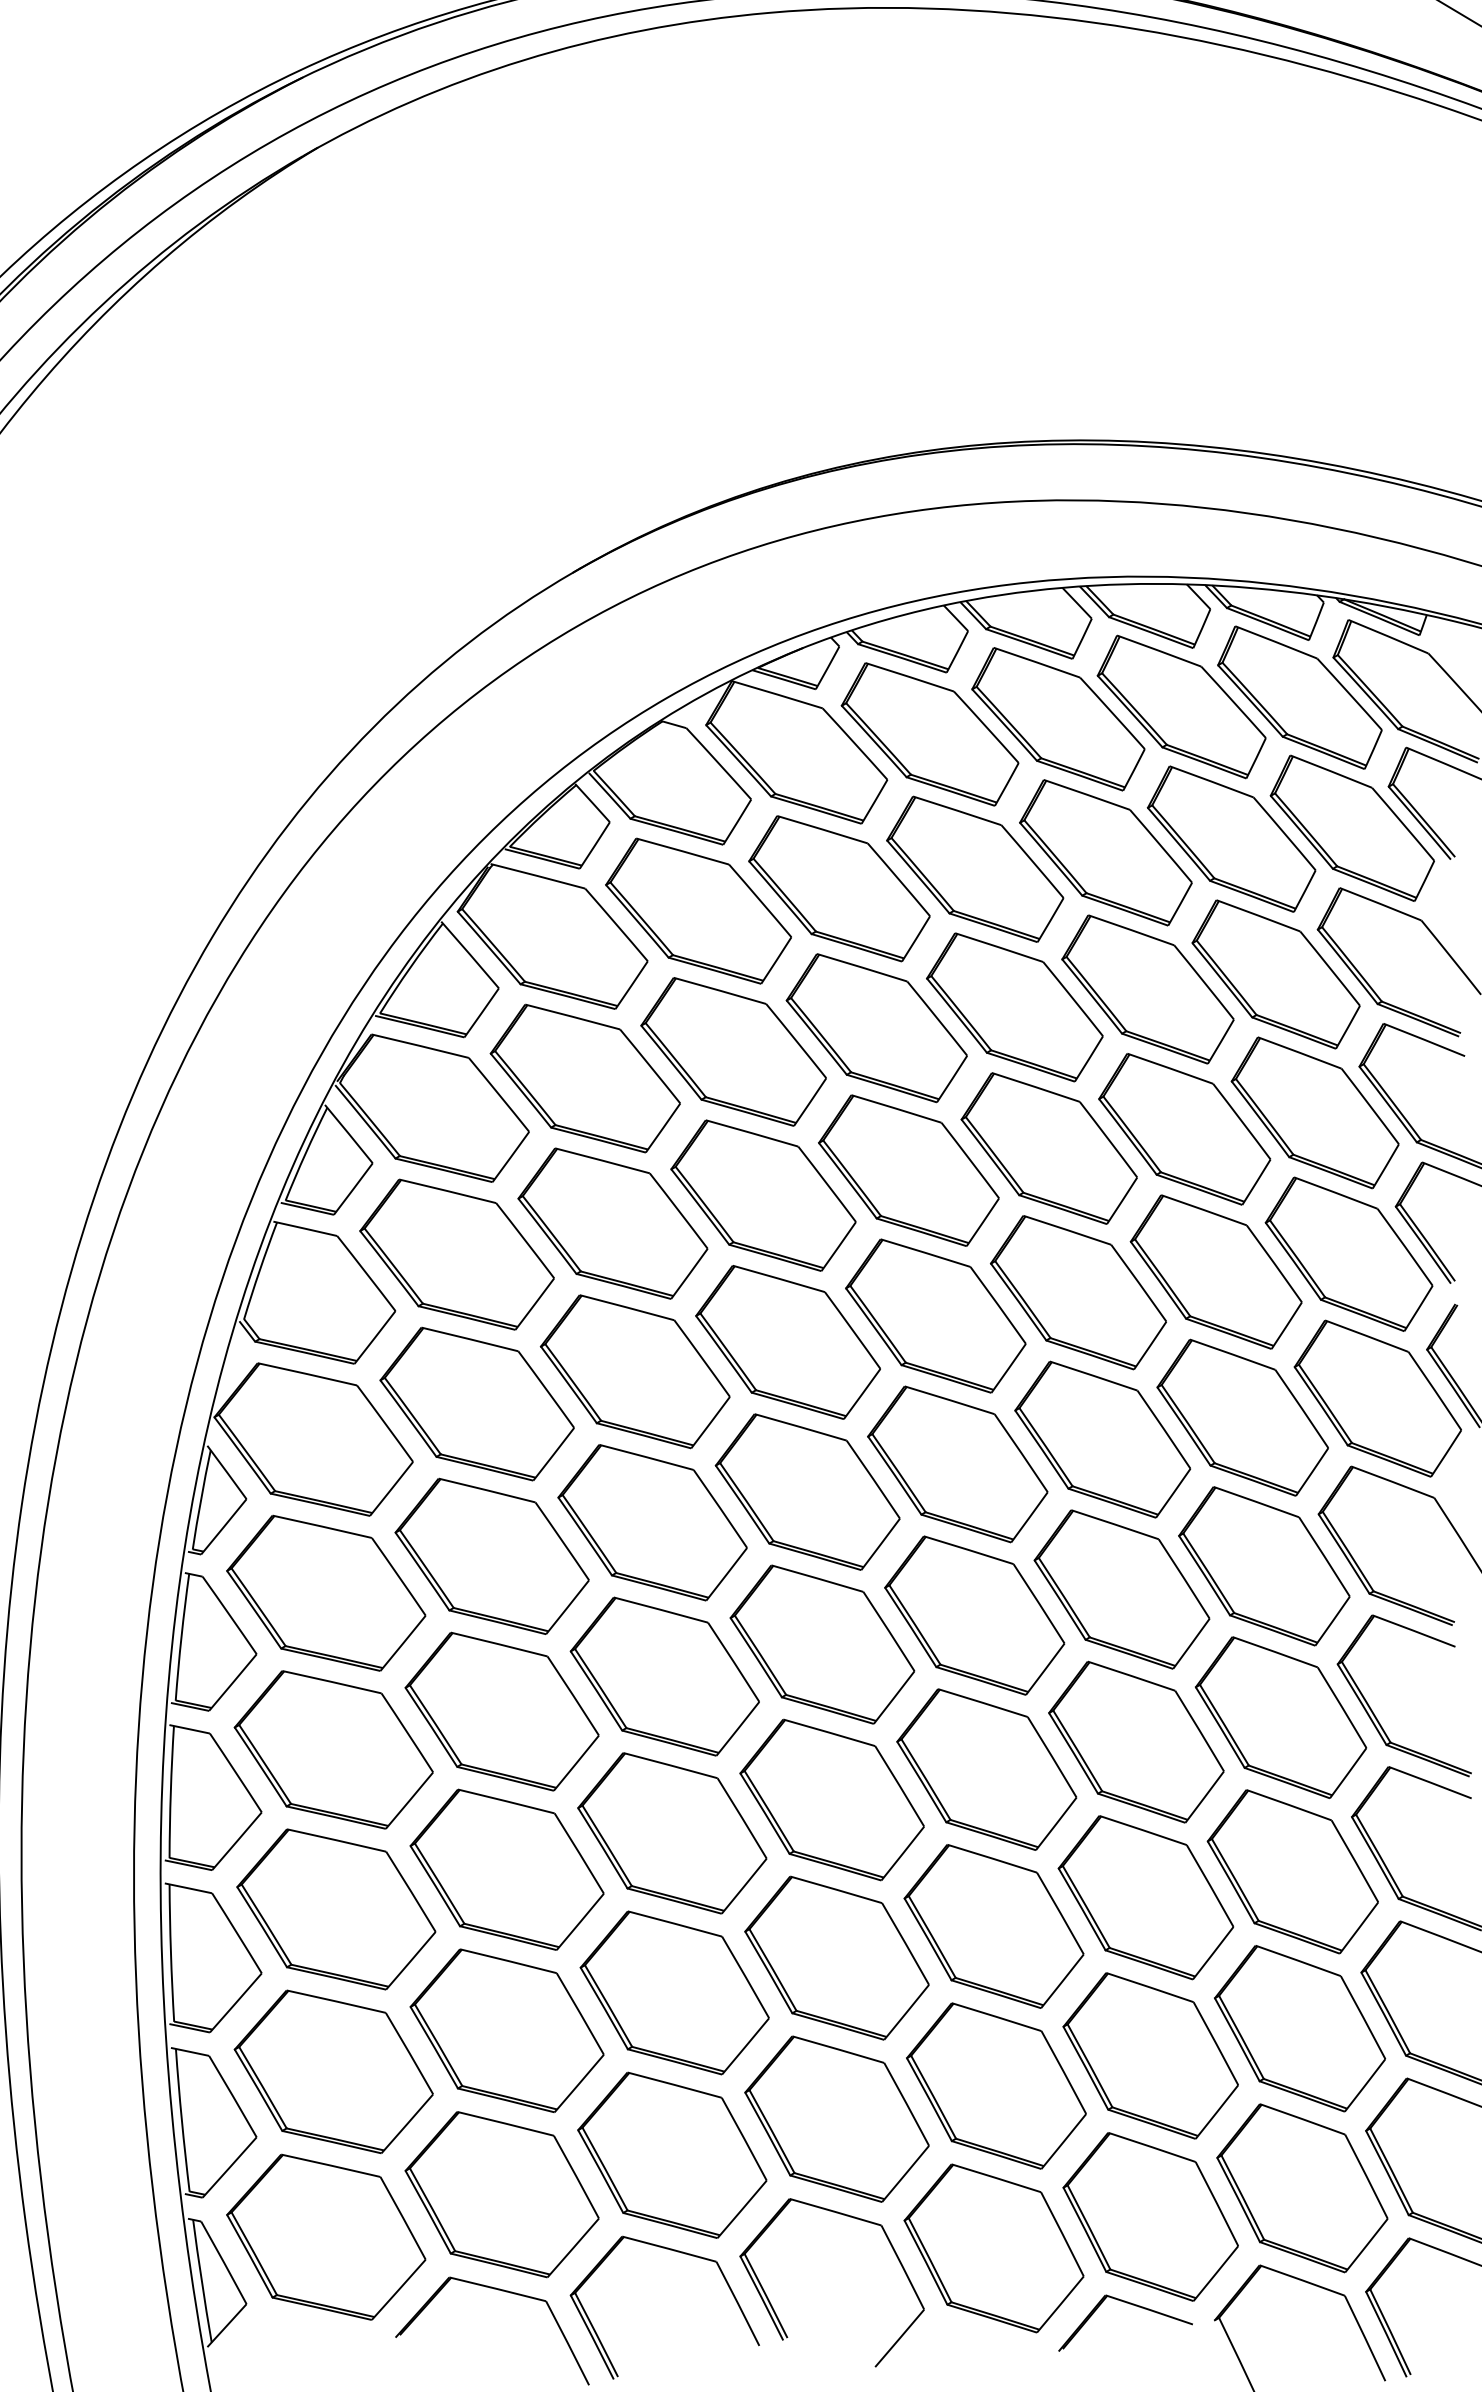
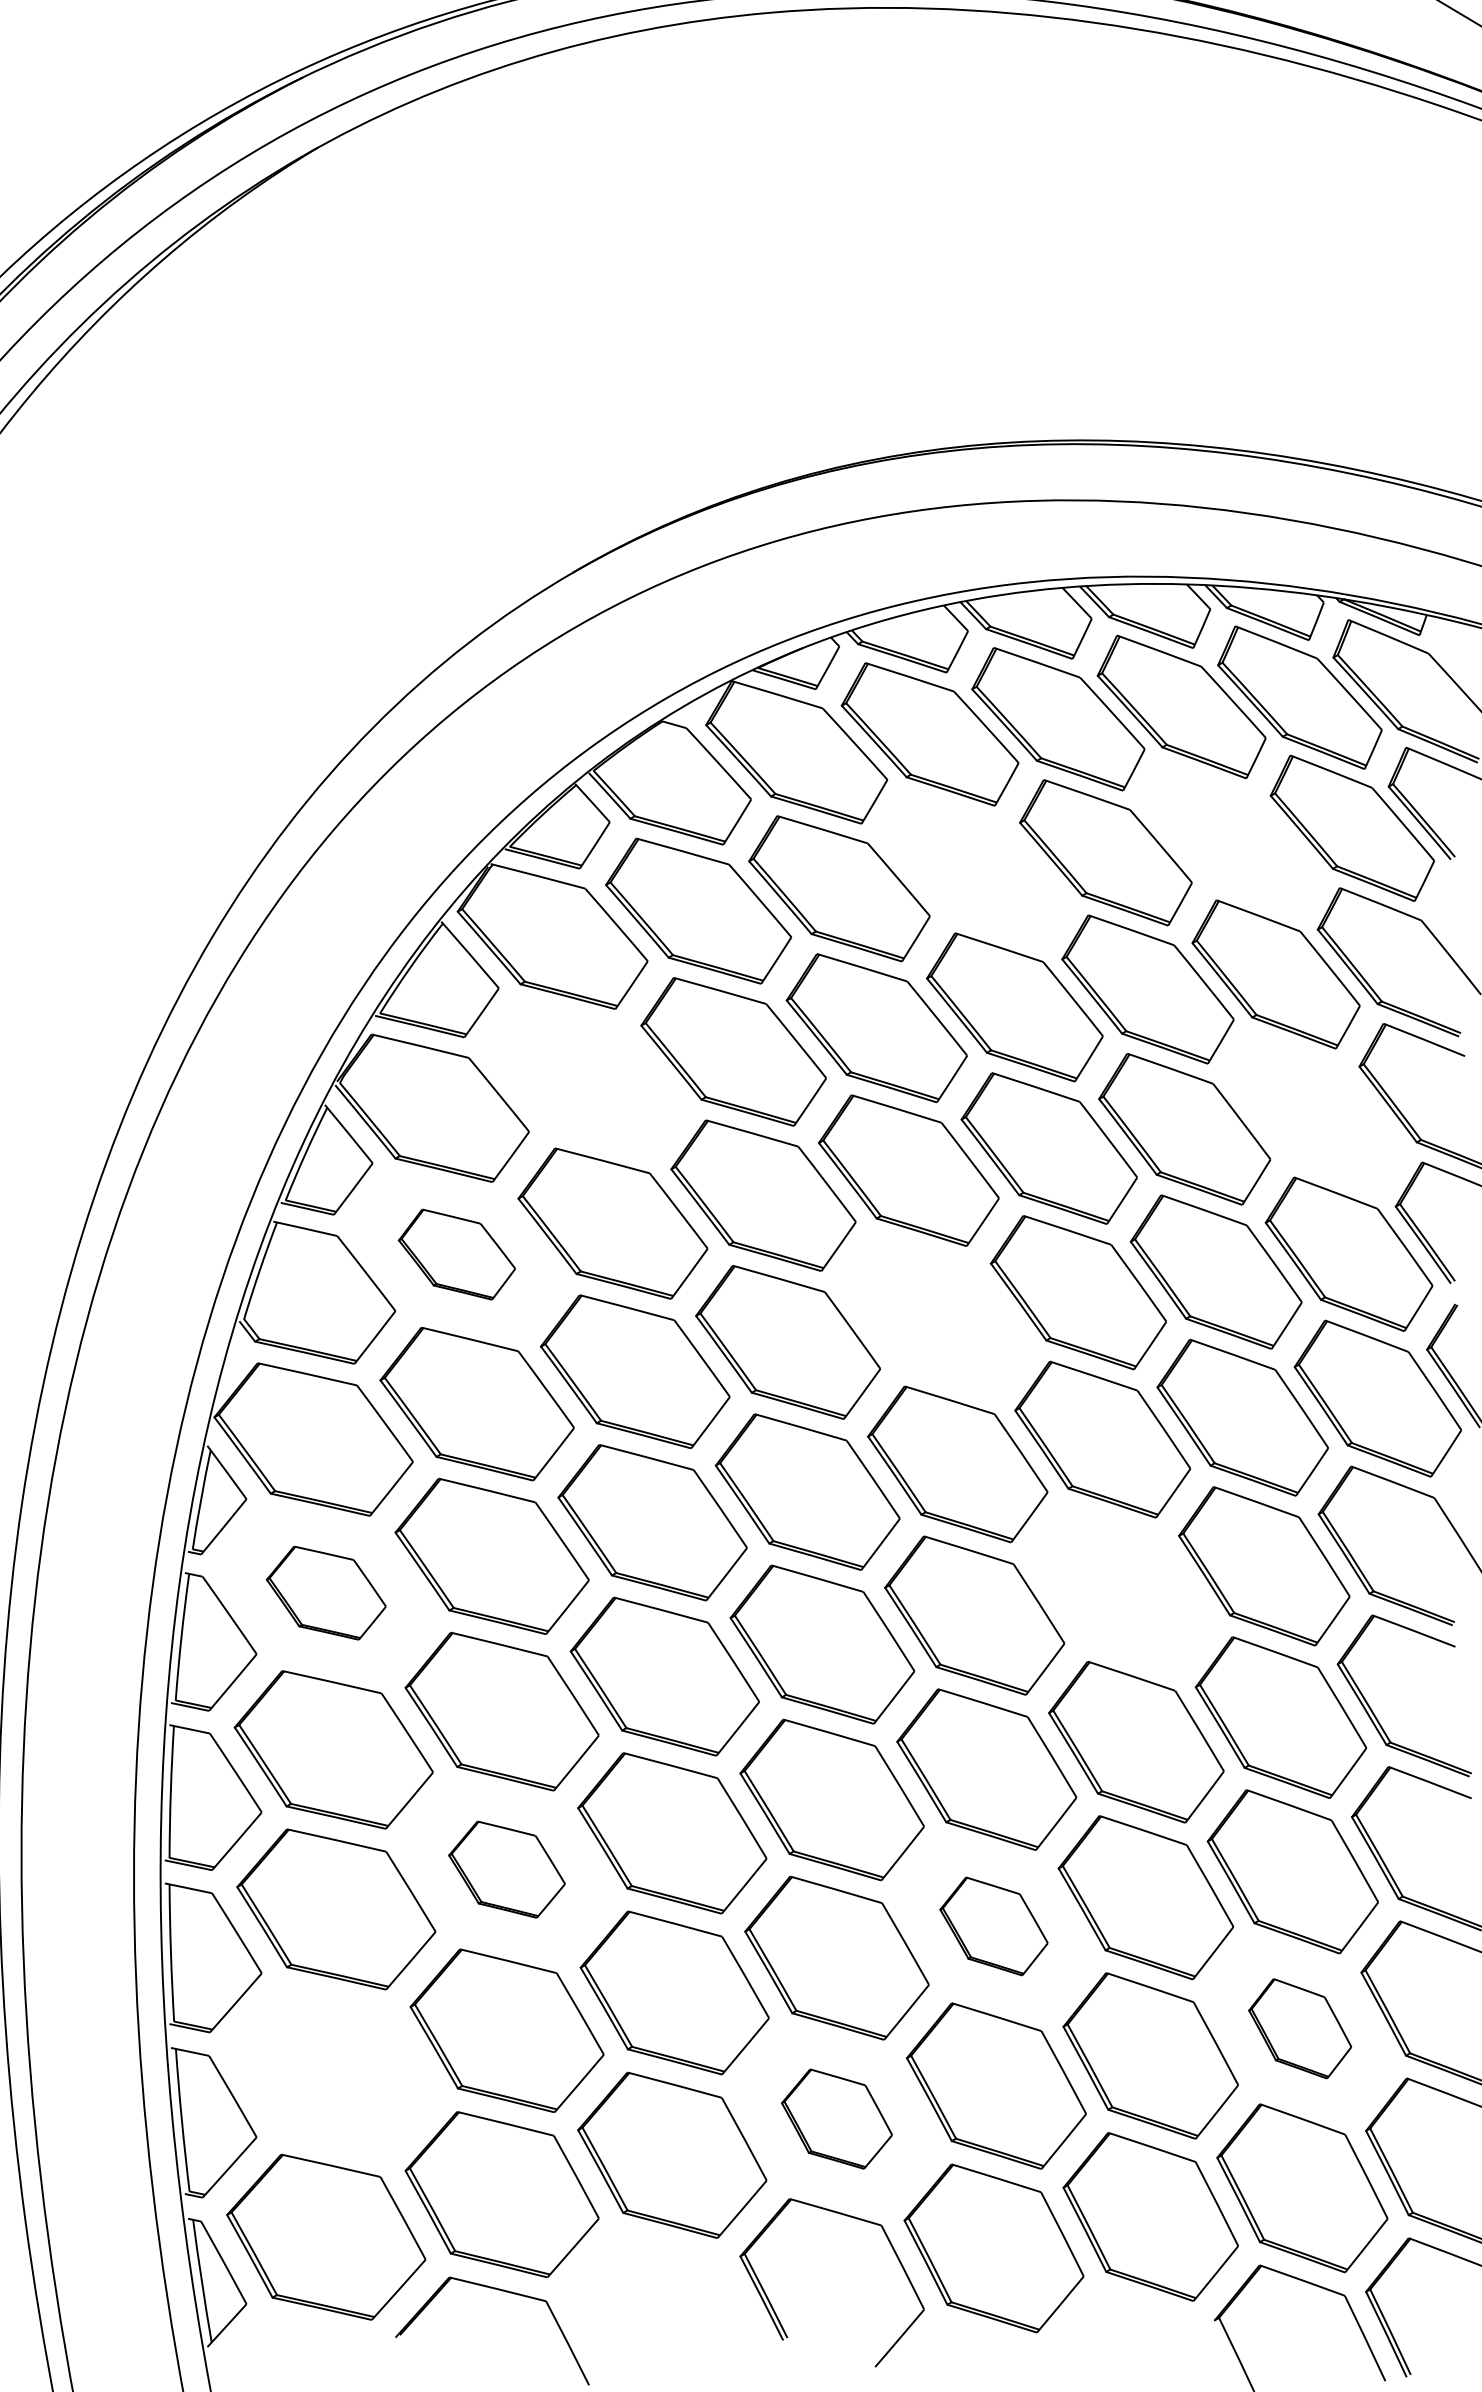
part: present -> none (1231, 838)
part: present -> none (975, 868)
part: present -> none (584, 1078)
part: present -> none (1314, 1112)
part size: 196x153 px -> 119x93 px (456, 1254)
part: present -> none (935, 1315)
part: present -> none (1121, 1589)
part size: 201x158 px -> 122x96 px (325, 1592)
part size: 196x163 px -> 118x99 px (506, 1869)
part size: 182x165 px -> 110x101 px (993, 1926)
part size: 173x168 px -> 105x102 px (1300, 2028)
part: present -> none (333, 2071)
part size: 186x168 px -> 112x102 px (836, 2118)
part: present -> none (677, 2252)
part: present -> none (1132, 2305)
